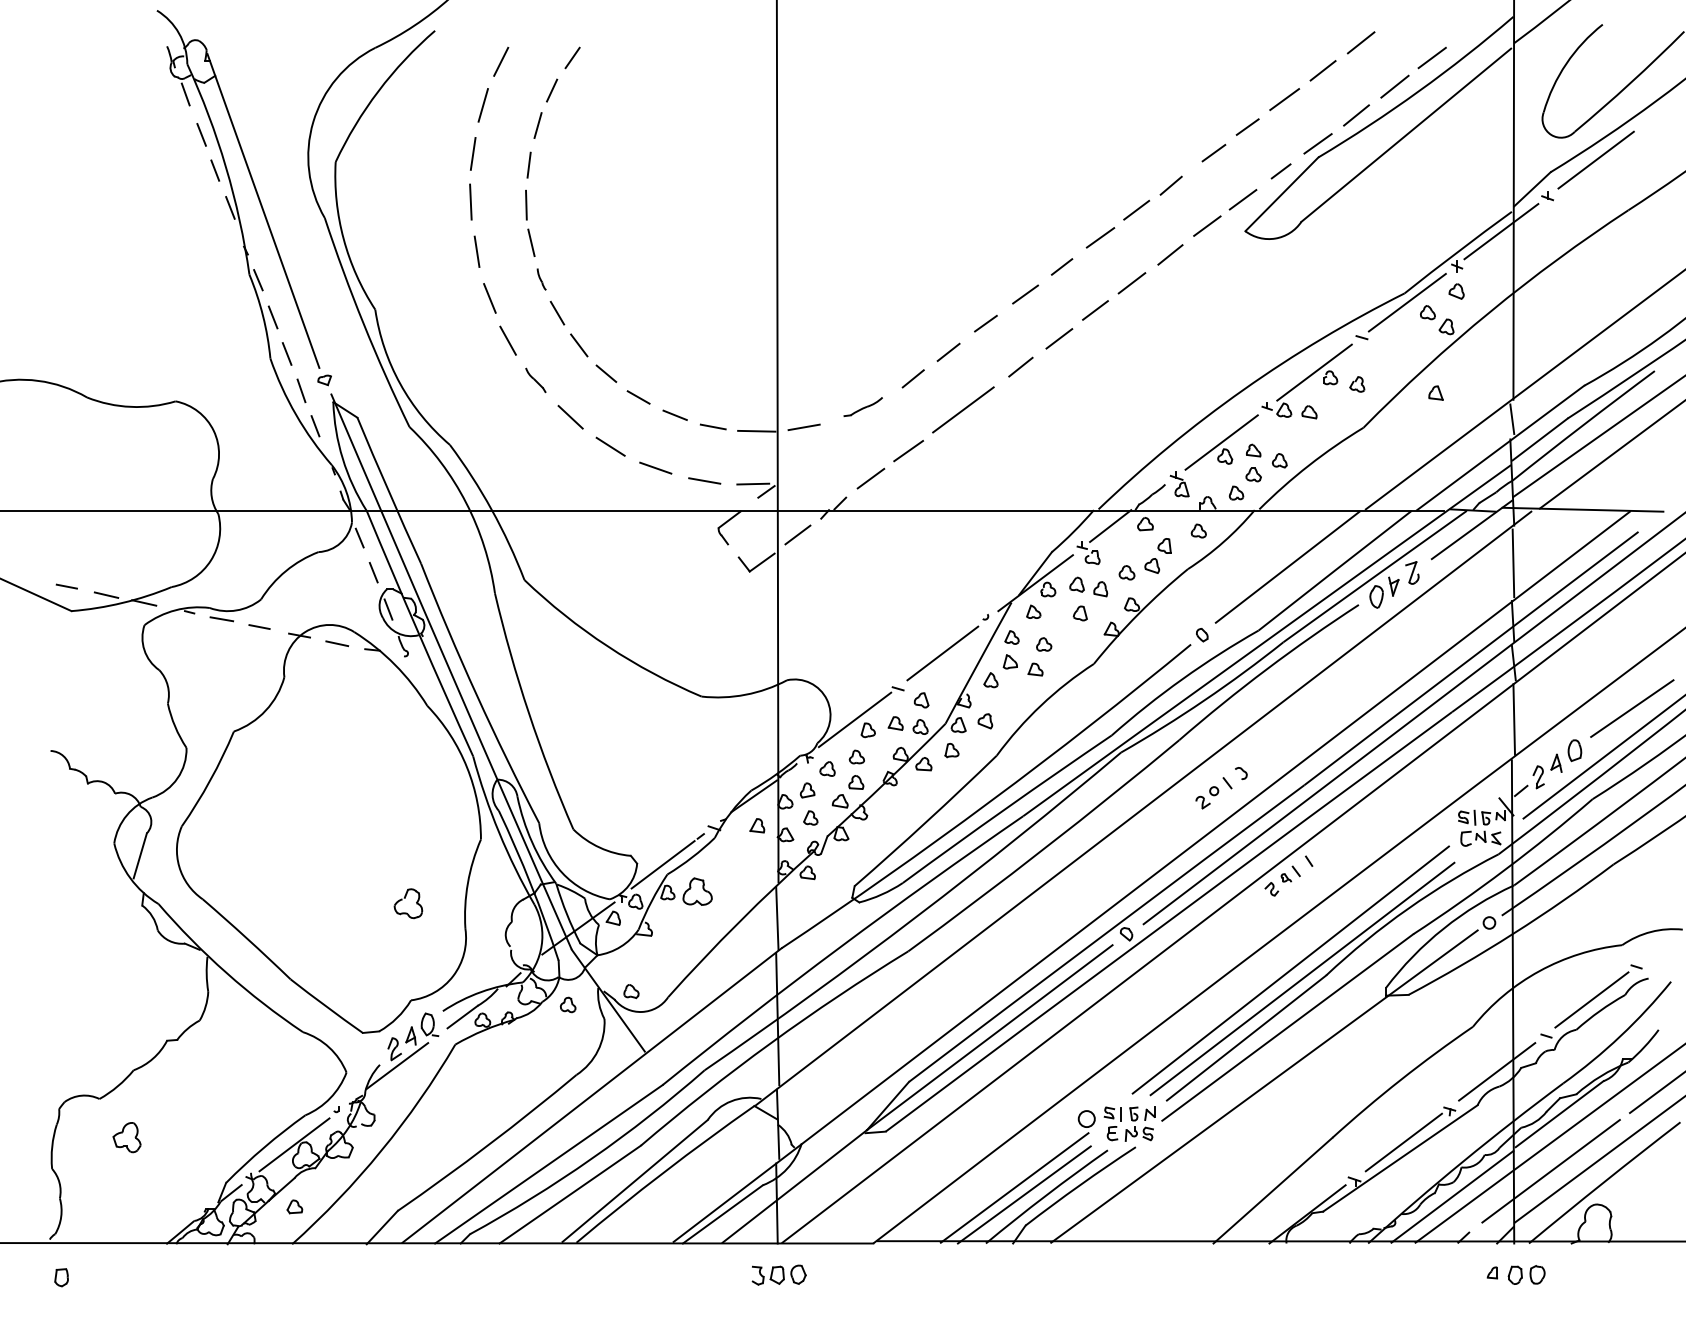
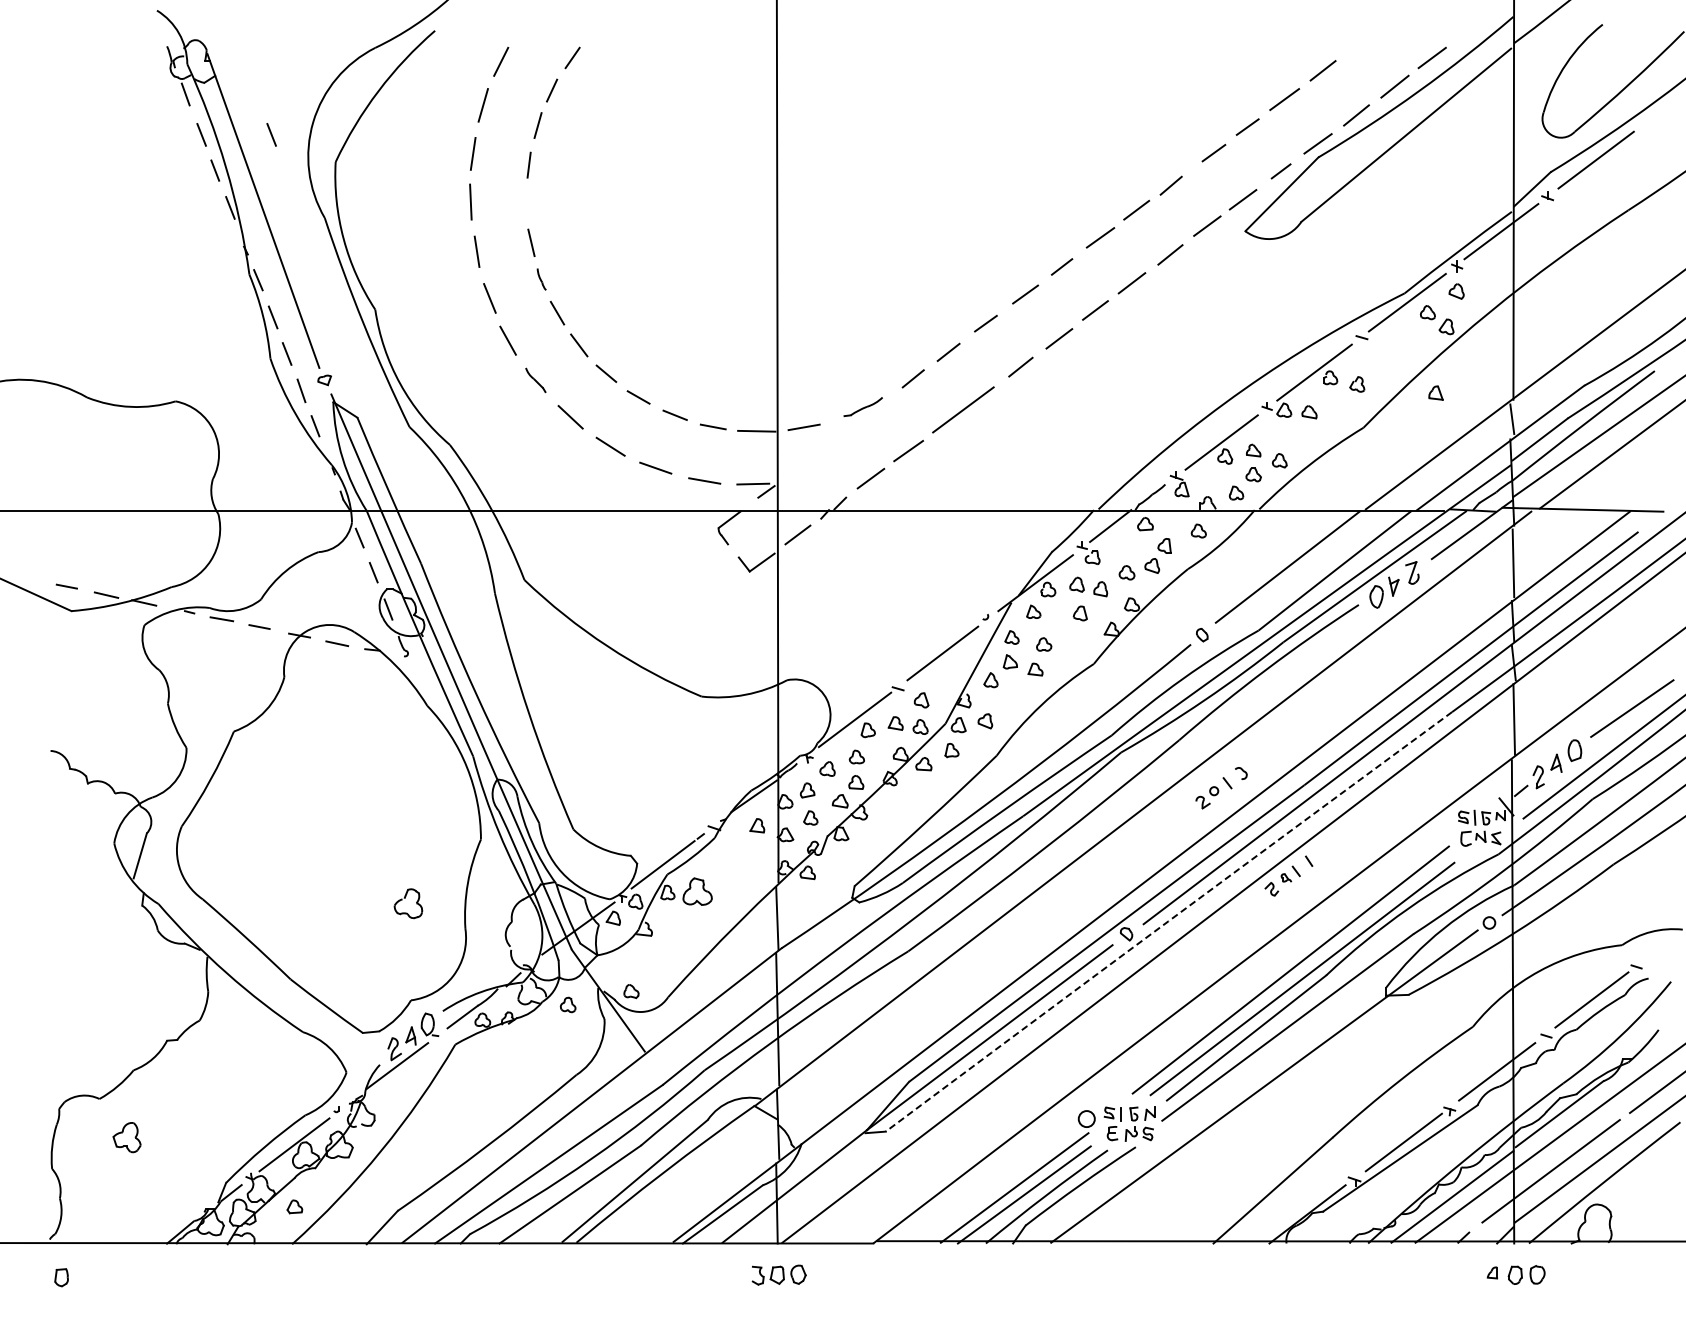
line: present -> none (1360, 42)
line: none -> present (271, 134)
line: present -> none (526, 204)
arc: solid -> dashed (1168, 921)
